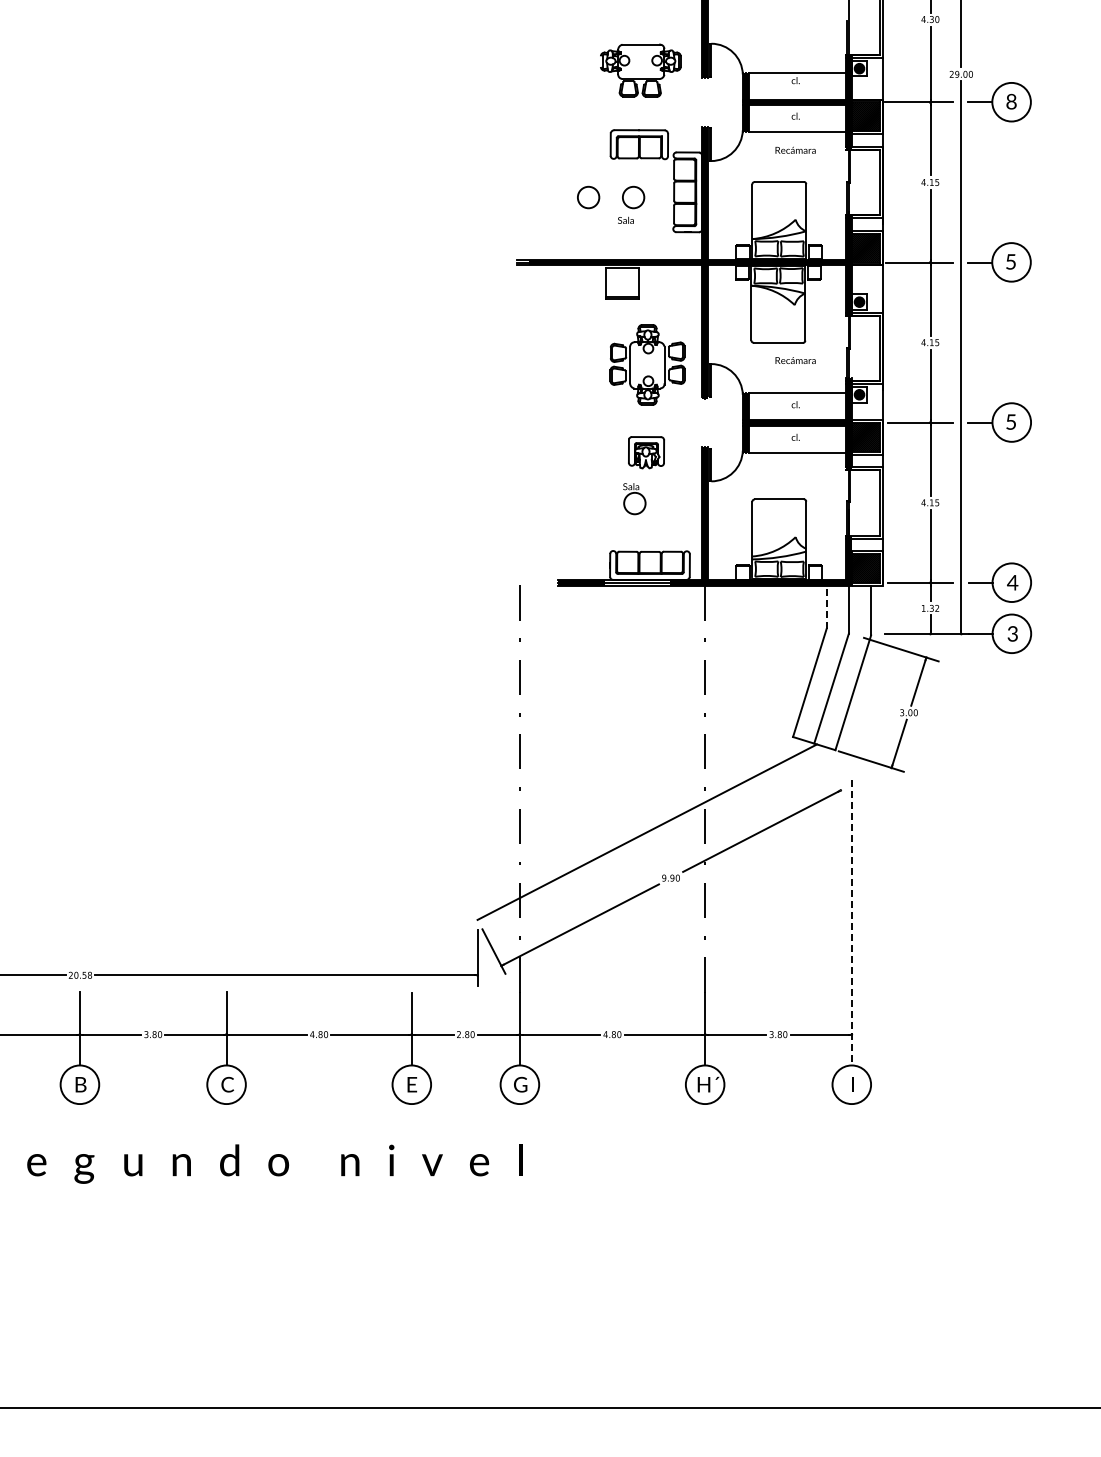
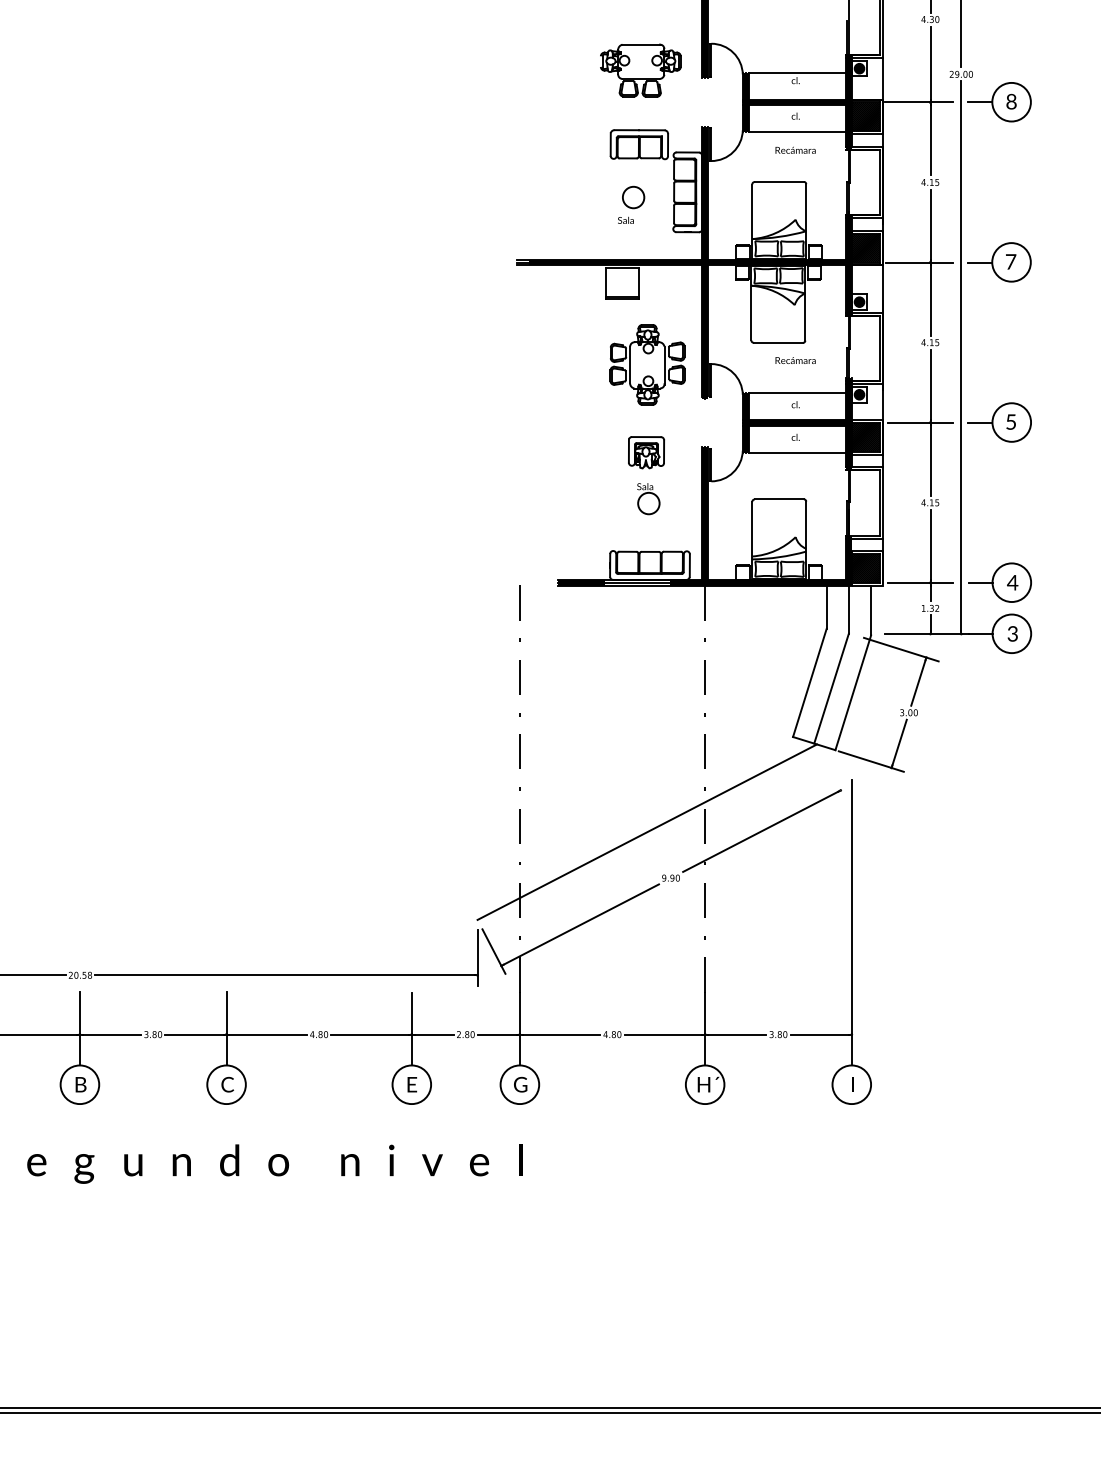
circle: present -> none (588, 197)
text: 5 -> 7 (1011, 261)
part position: (634, 499) -> (648, 499) (648, 499)
line: dashed -> solid (826, 606)
line: dashed -> solid (851, 922)
line: none -> present (549, 1413)
